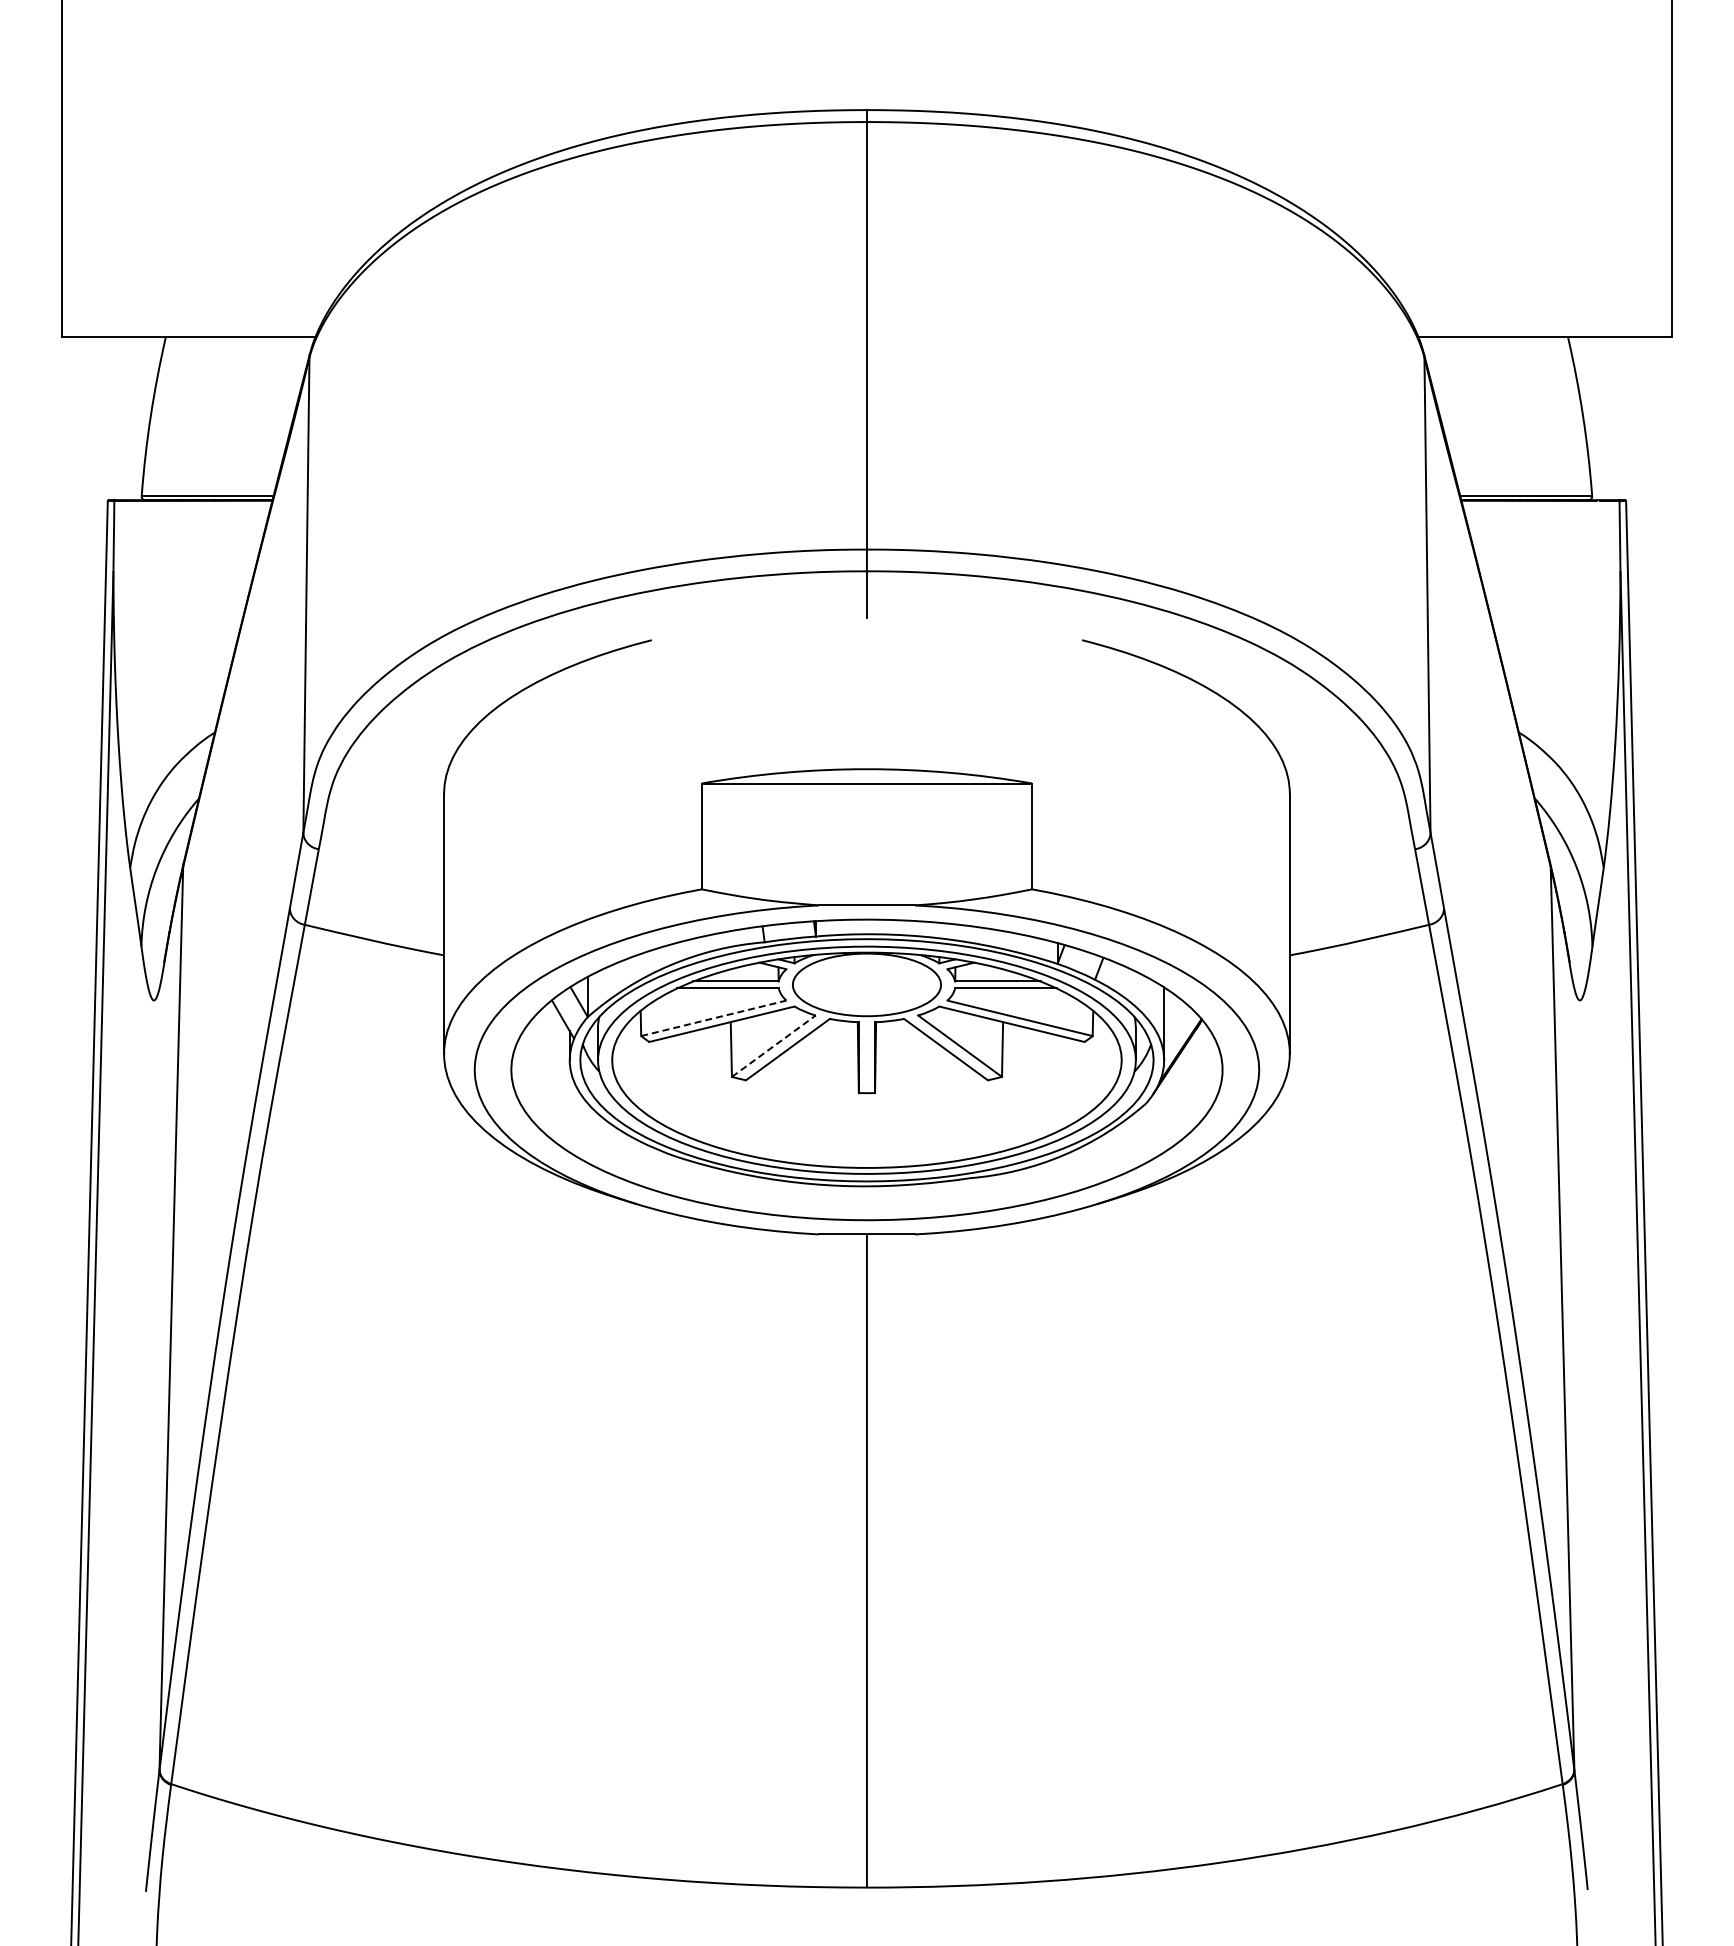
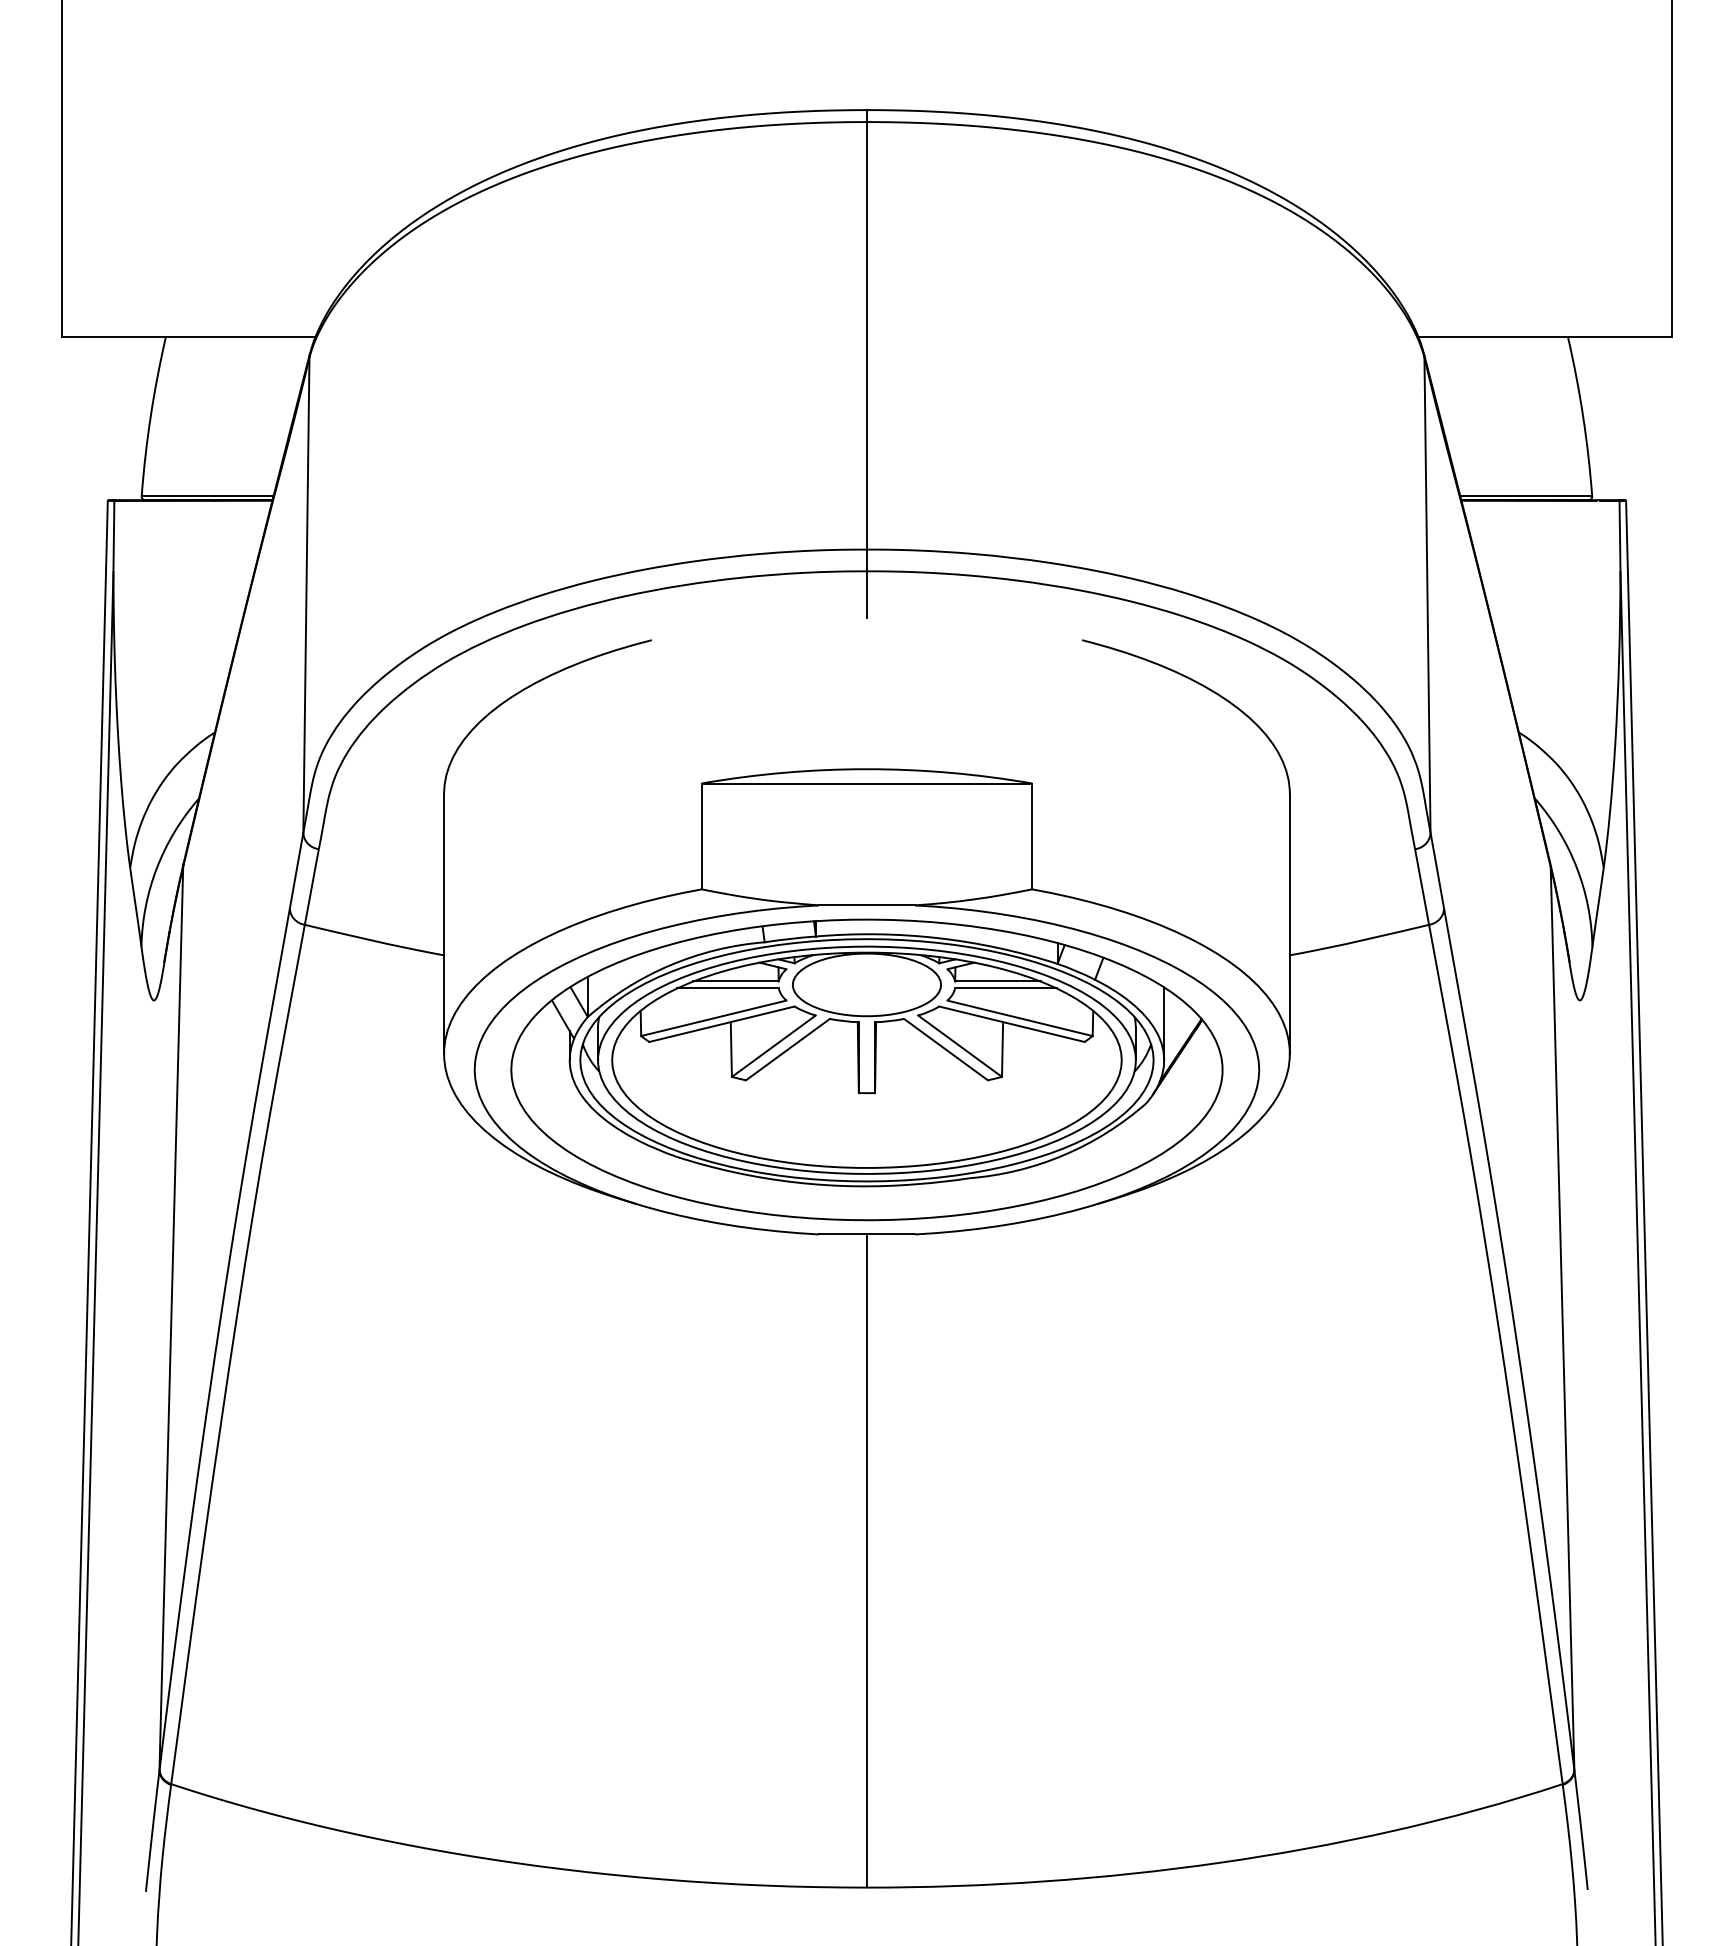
line: dashed -> solid (713, 1018)
line: dashed -> solid (773, 1046)
